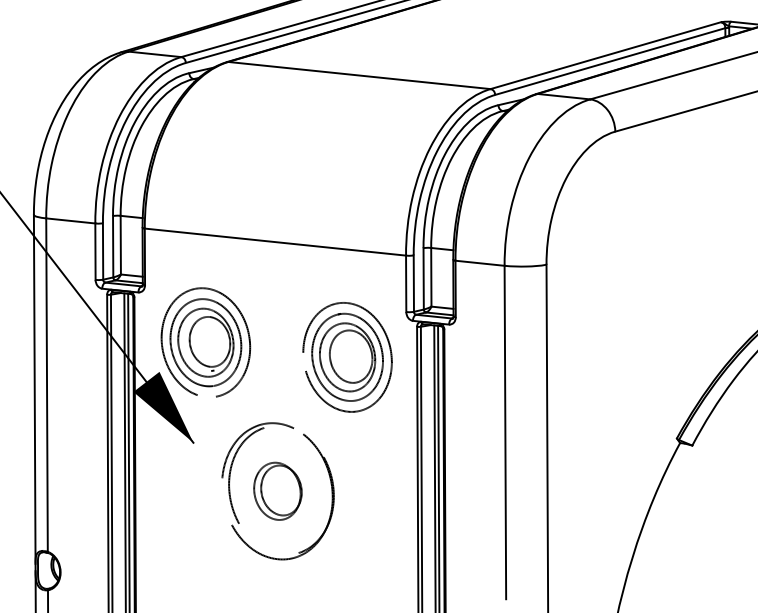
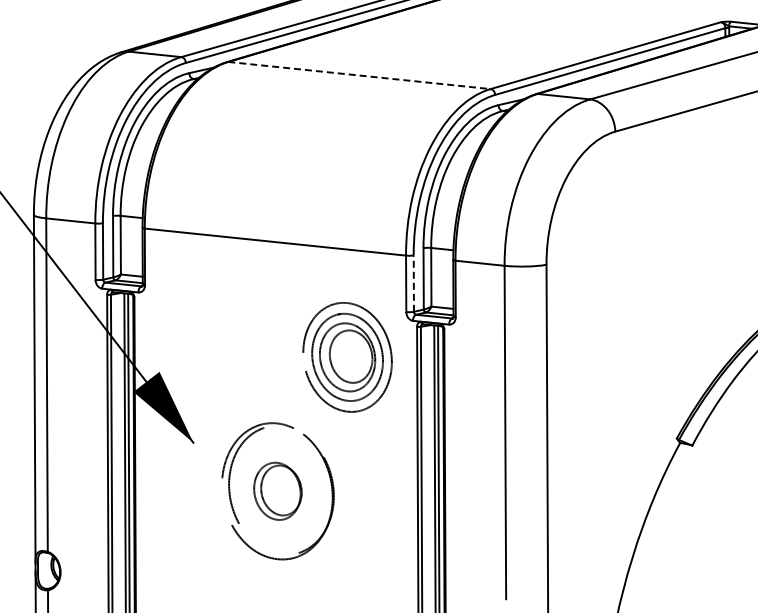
line: solid -> dashed (359, 75)
line: solid -> dashed (413, 283)
part: present -> none (205, 342)
